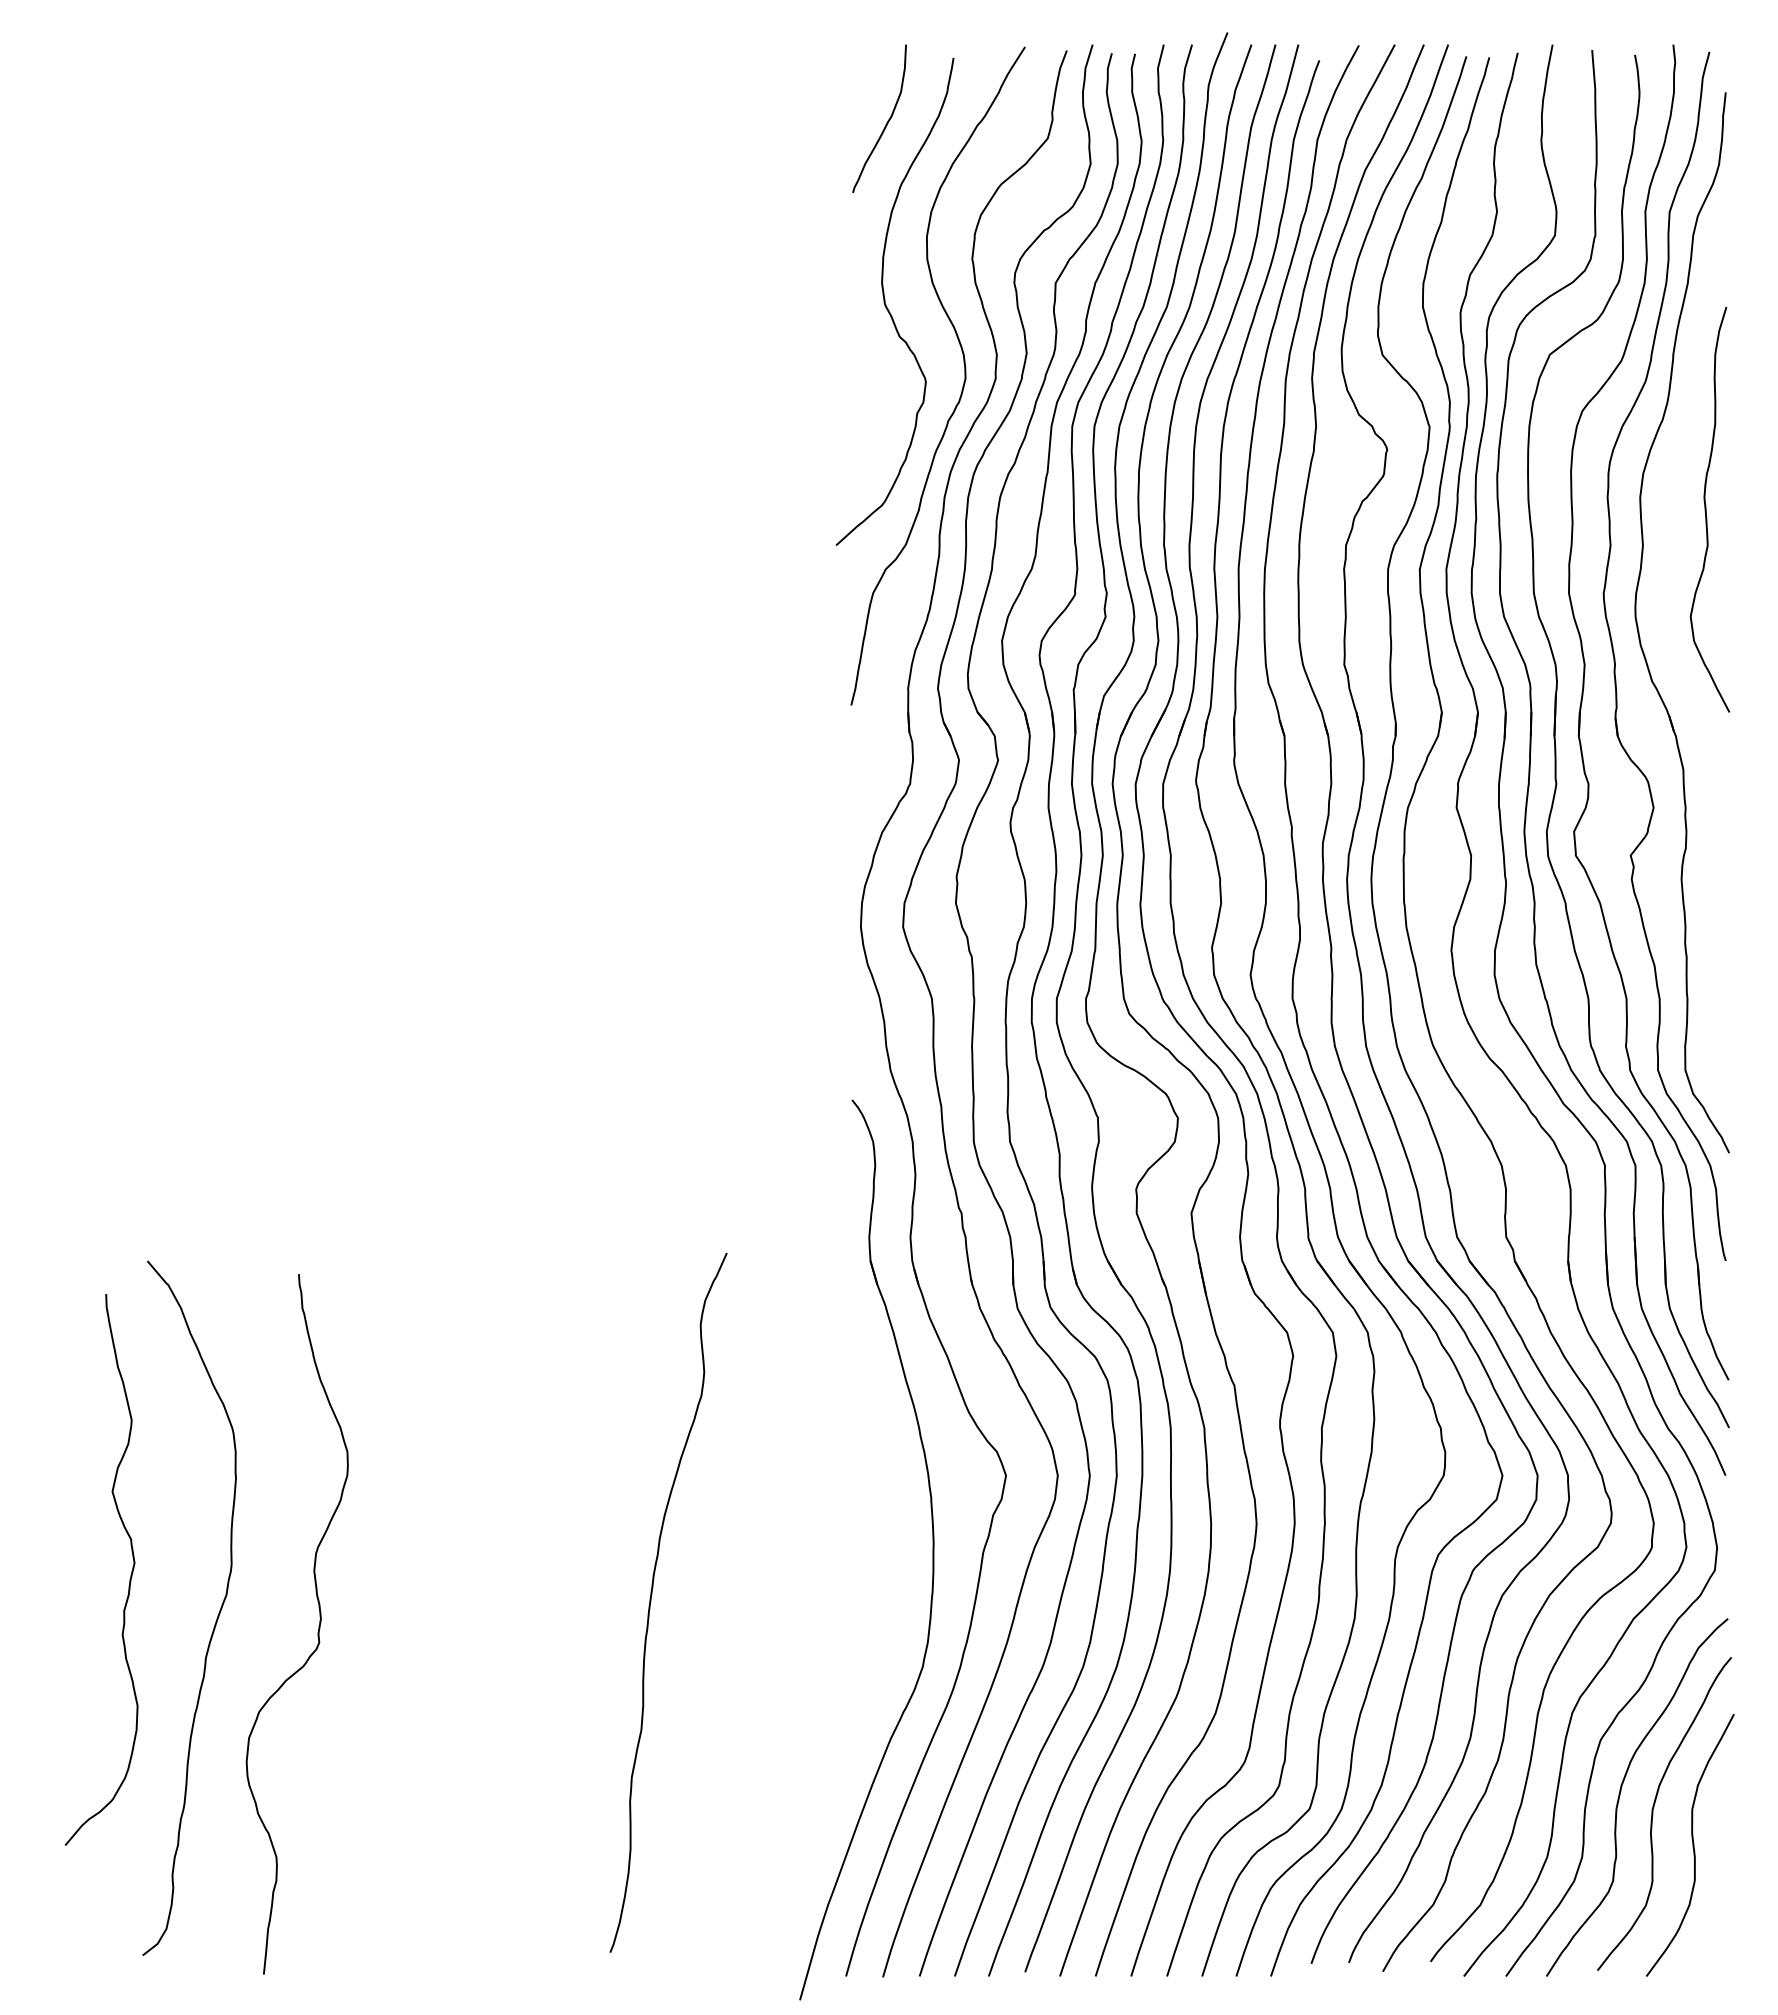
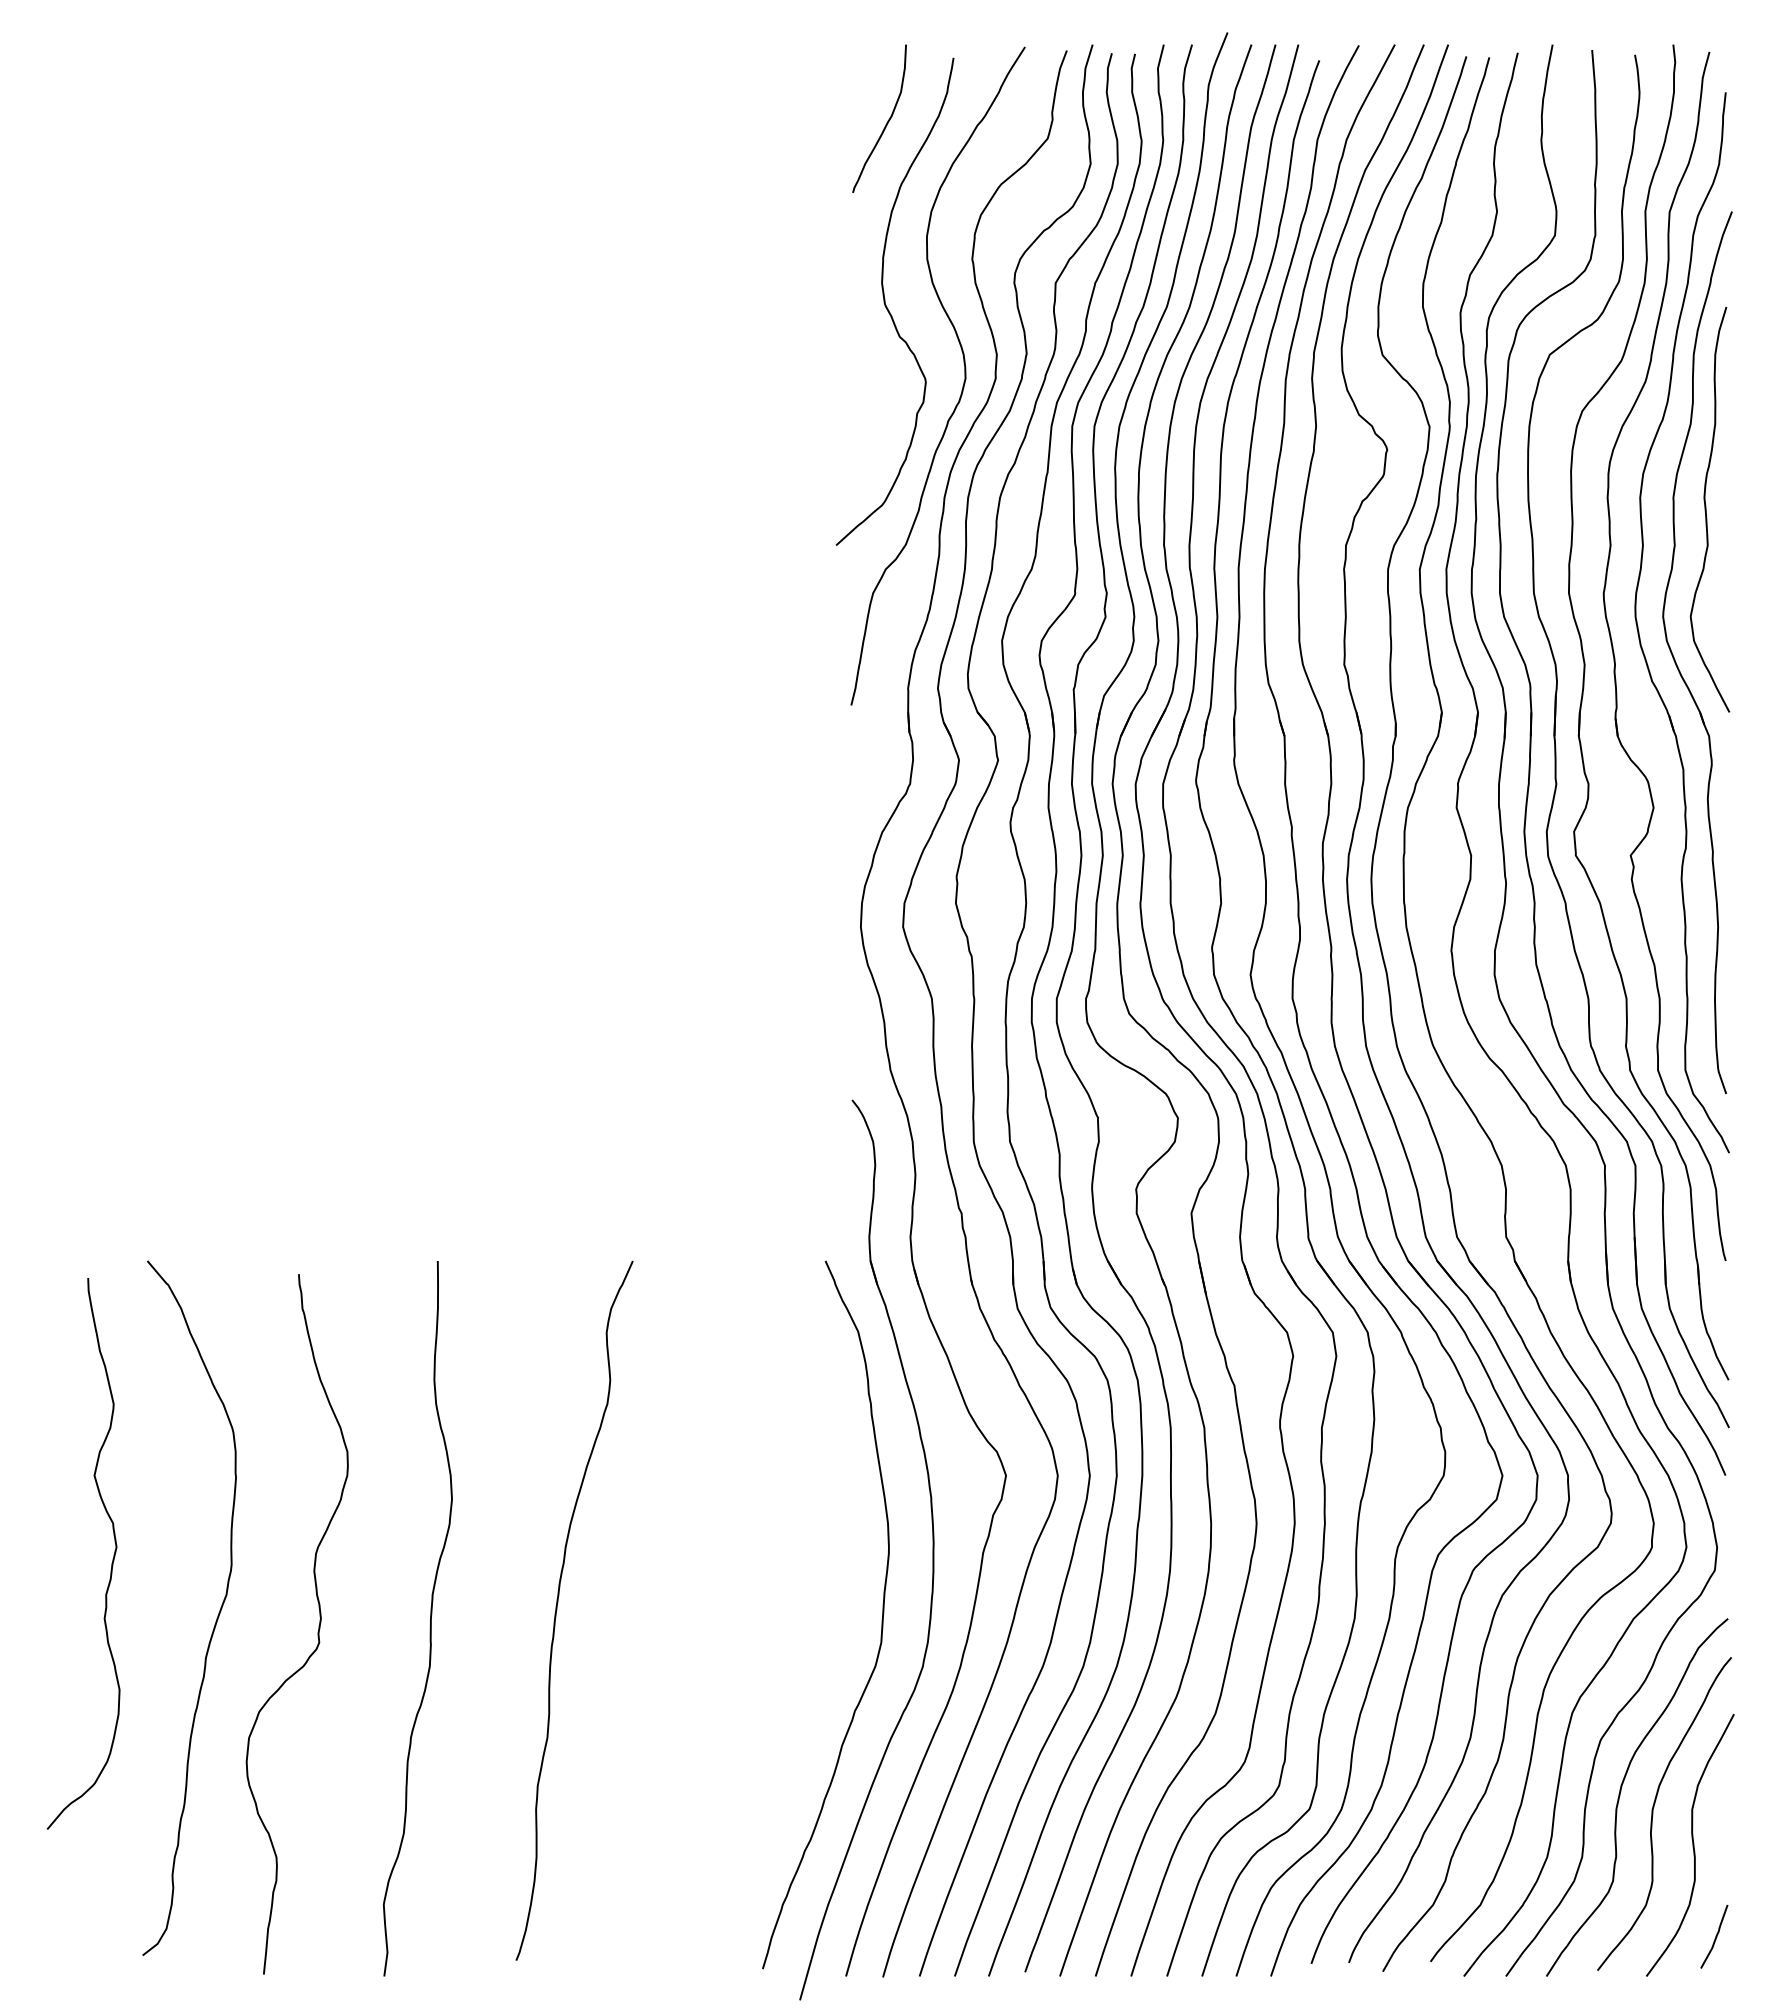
part: none -> present (1675, 659)
curve position: (130, 1574) -> (112, 1558) (112, 1558)
curve position: (651, 1602) -> (557, 1610) (557, 1610)
curve: none -> present (430, 1618)
curve: none -> present (881, 1619)
curve: none -> present (1715, 1936)
